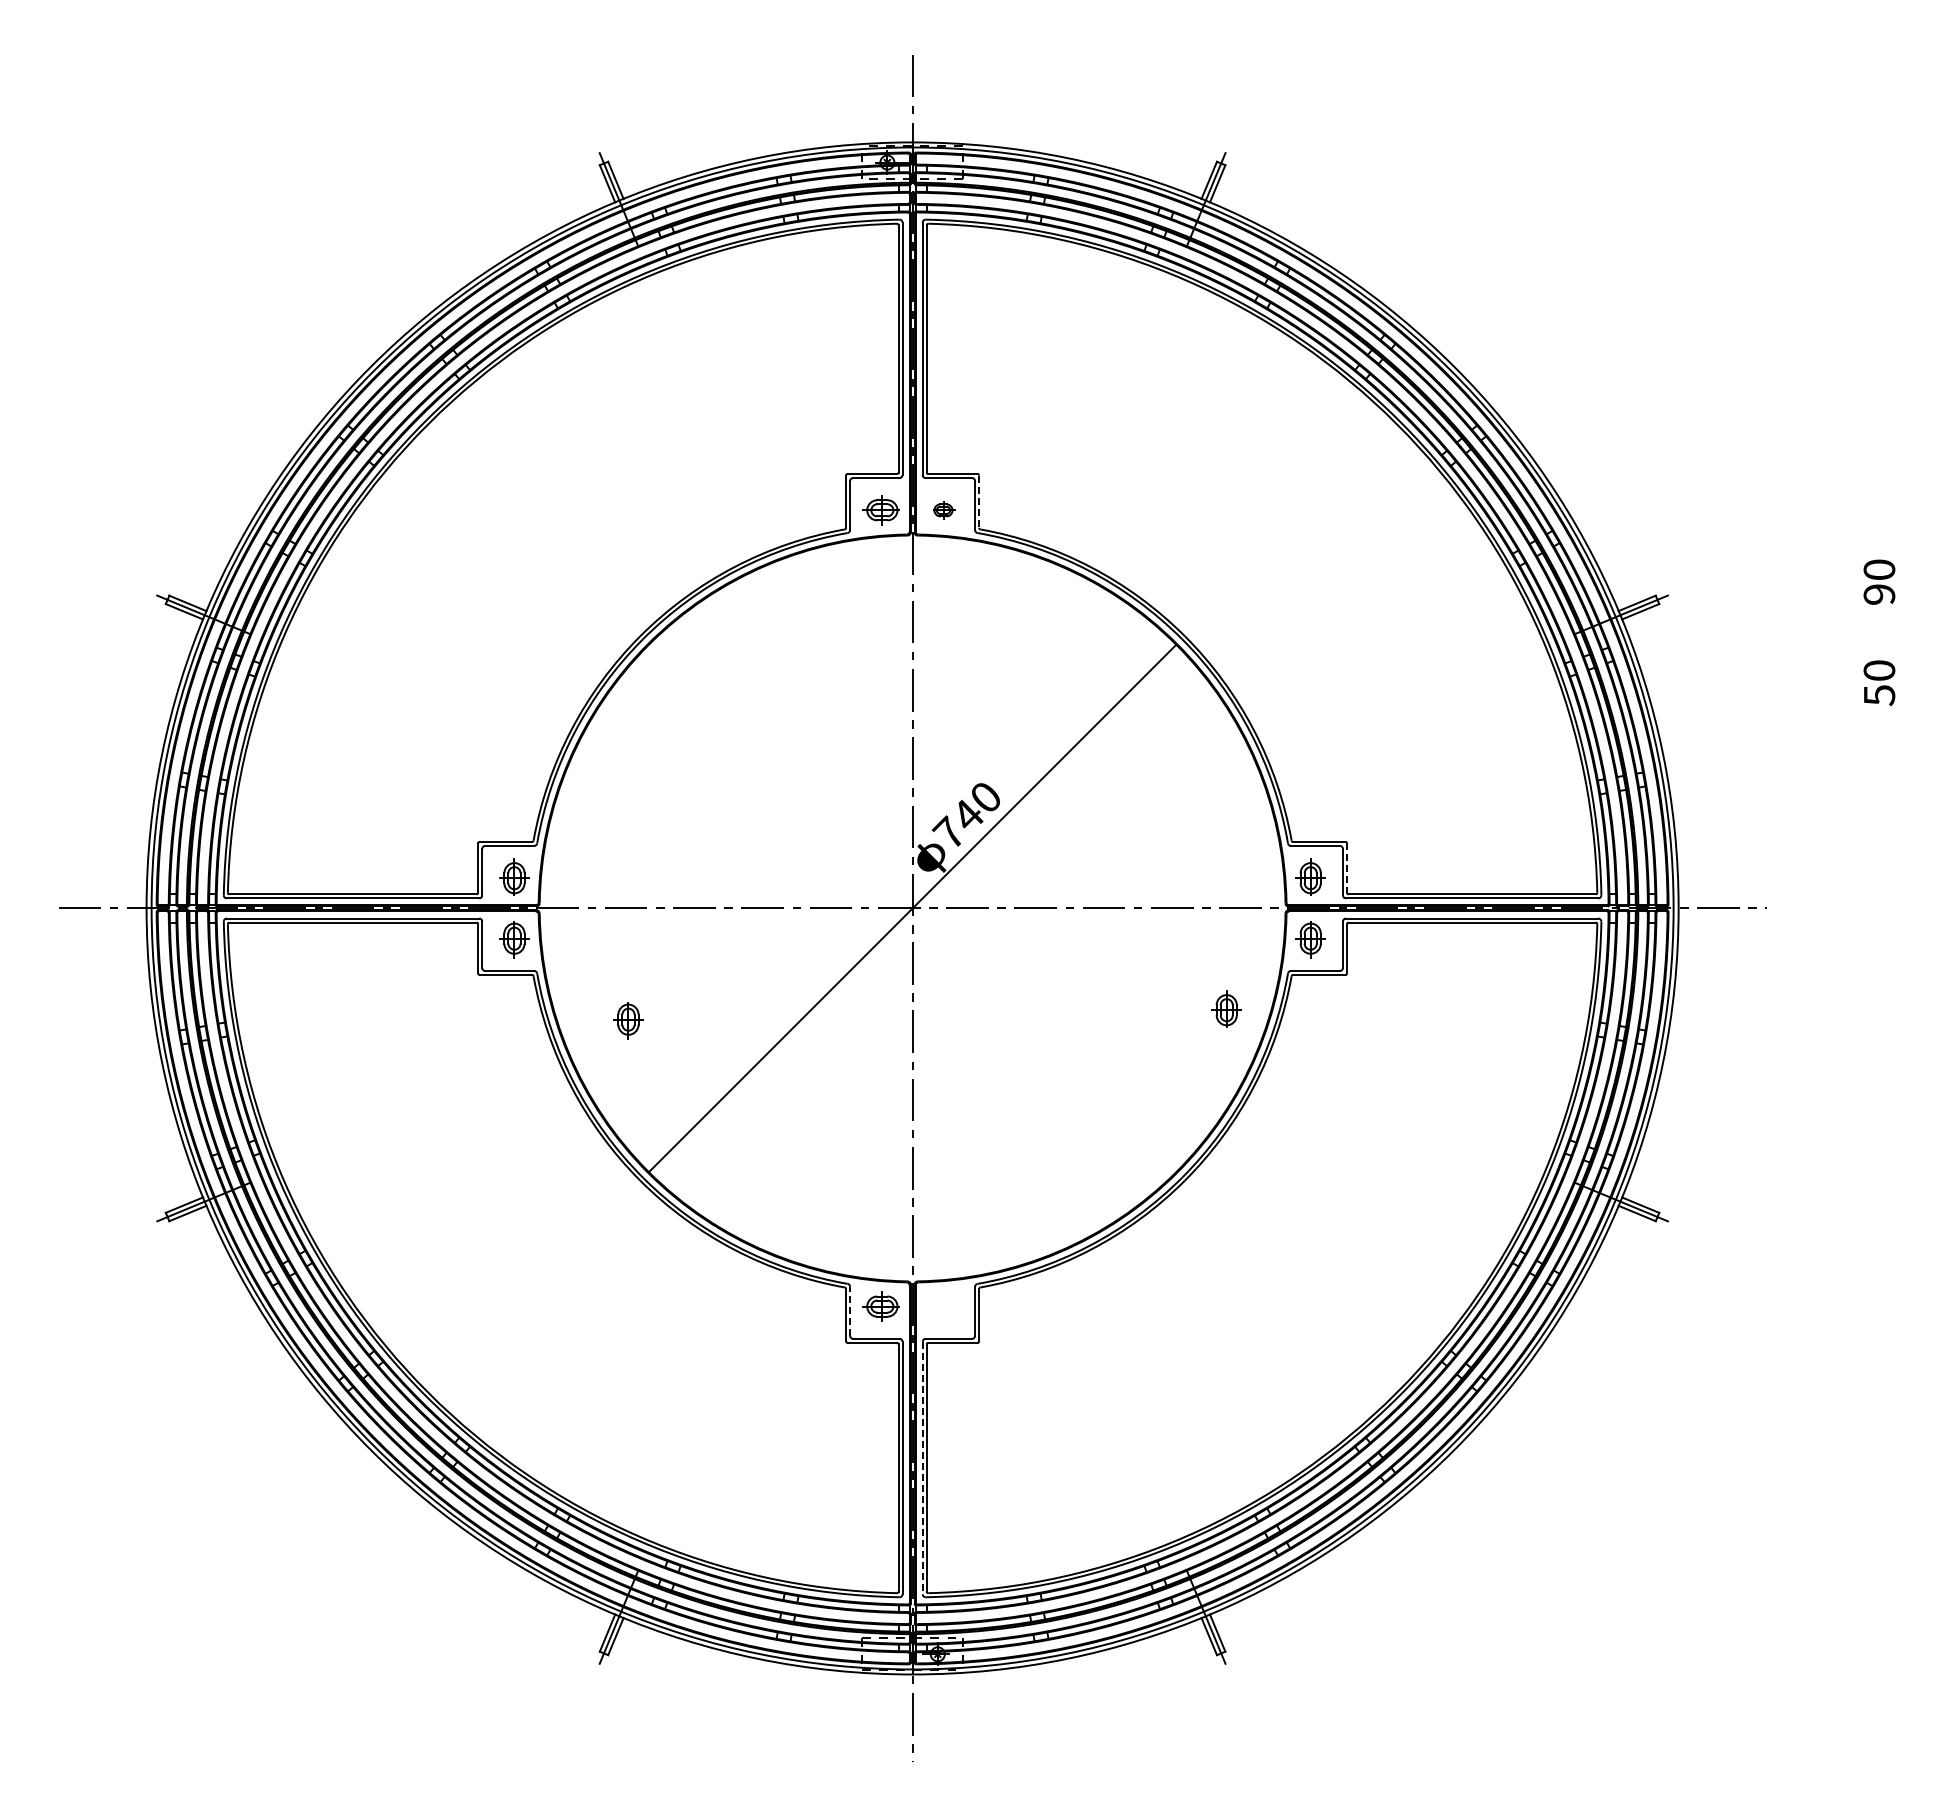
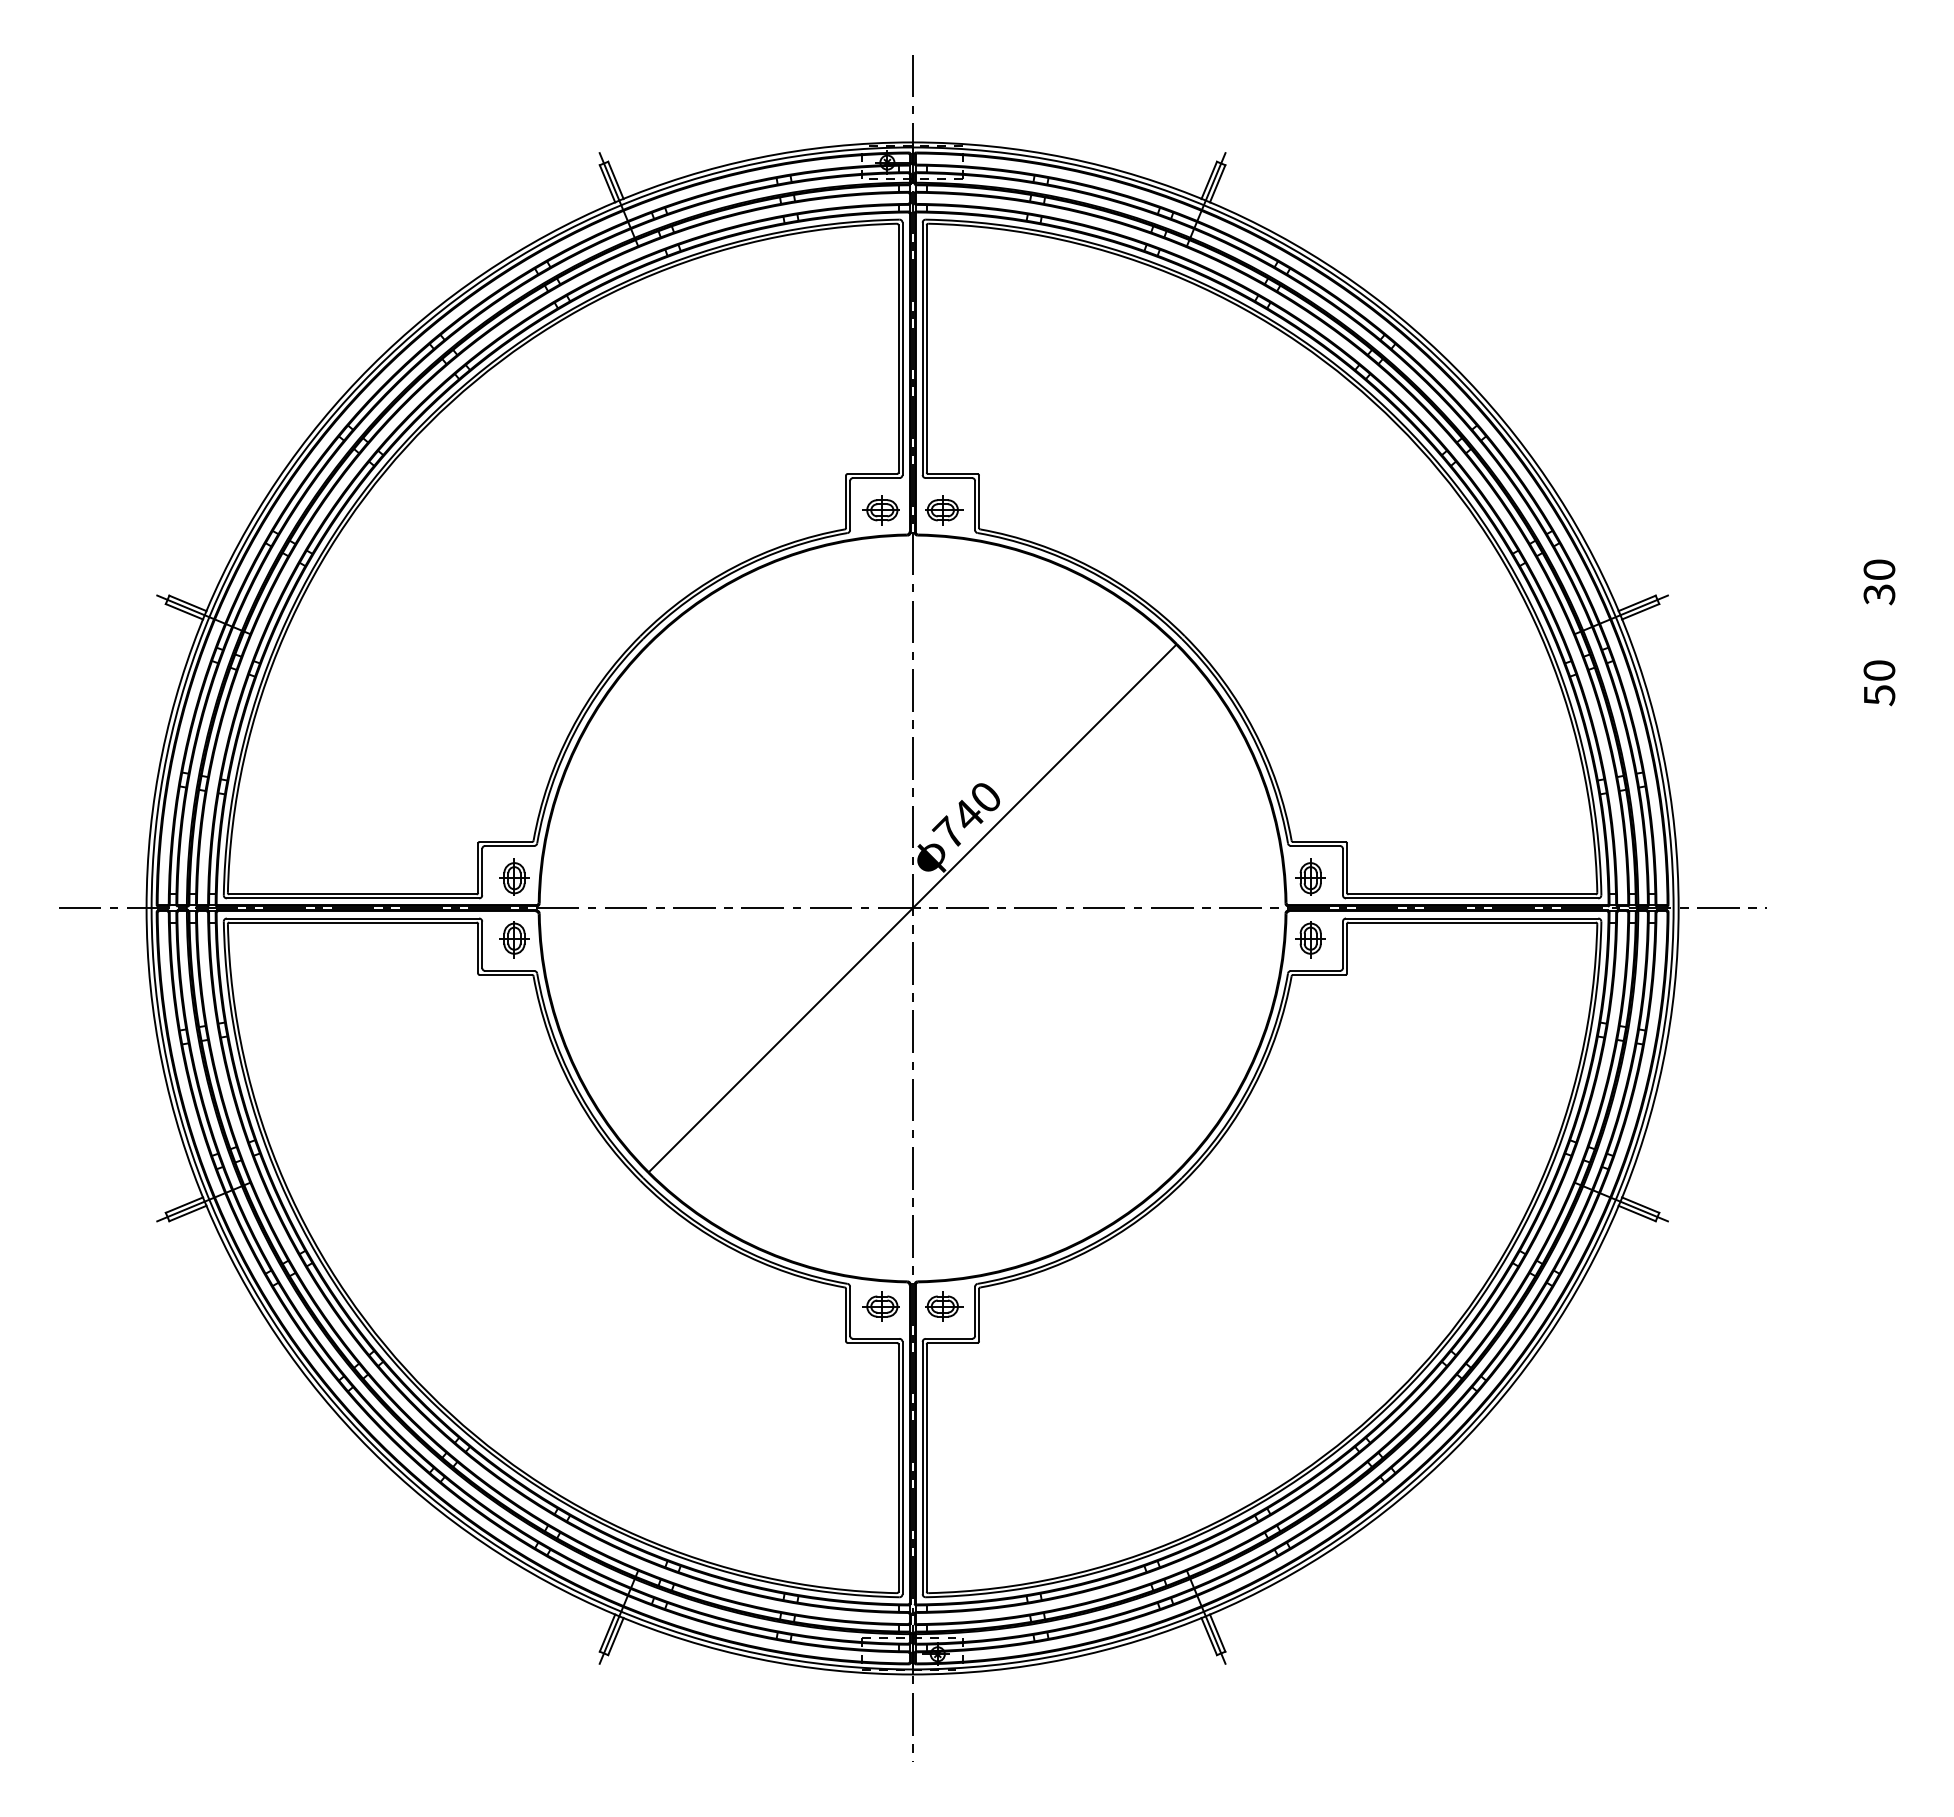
line: dashed -> solid (979, 502)
part size: 23x19 px -> 39x31 px (944, 510)
text: 90 -> 30 (1879, 594)
line: dashed -> solid (1347, 868)
part: present -> none (1226, 1008)
part: present -> none (628, 1020)
part: none -> present (944, 1306)
line: dashed -> solid (850, 1310)
line: dashed -> solid (922, 1468)
